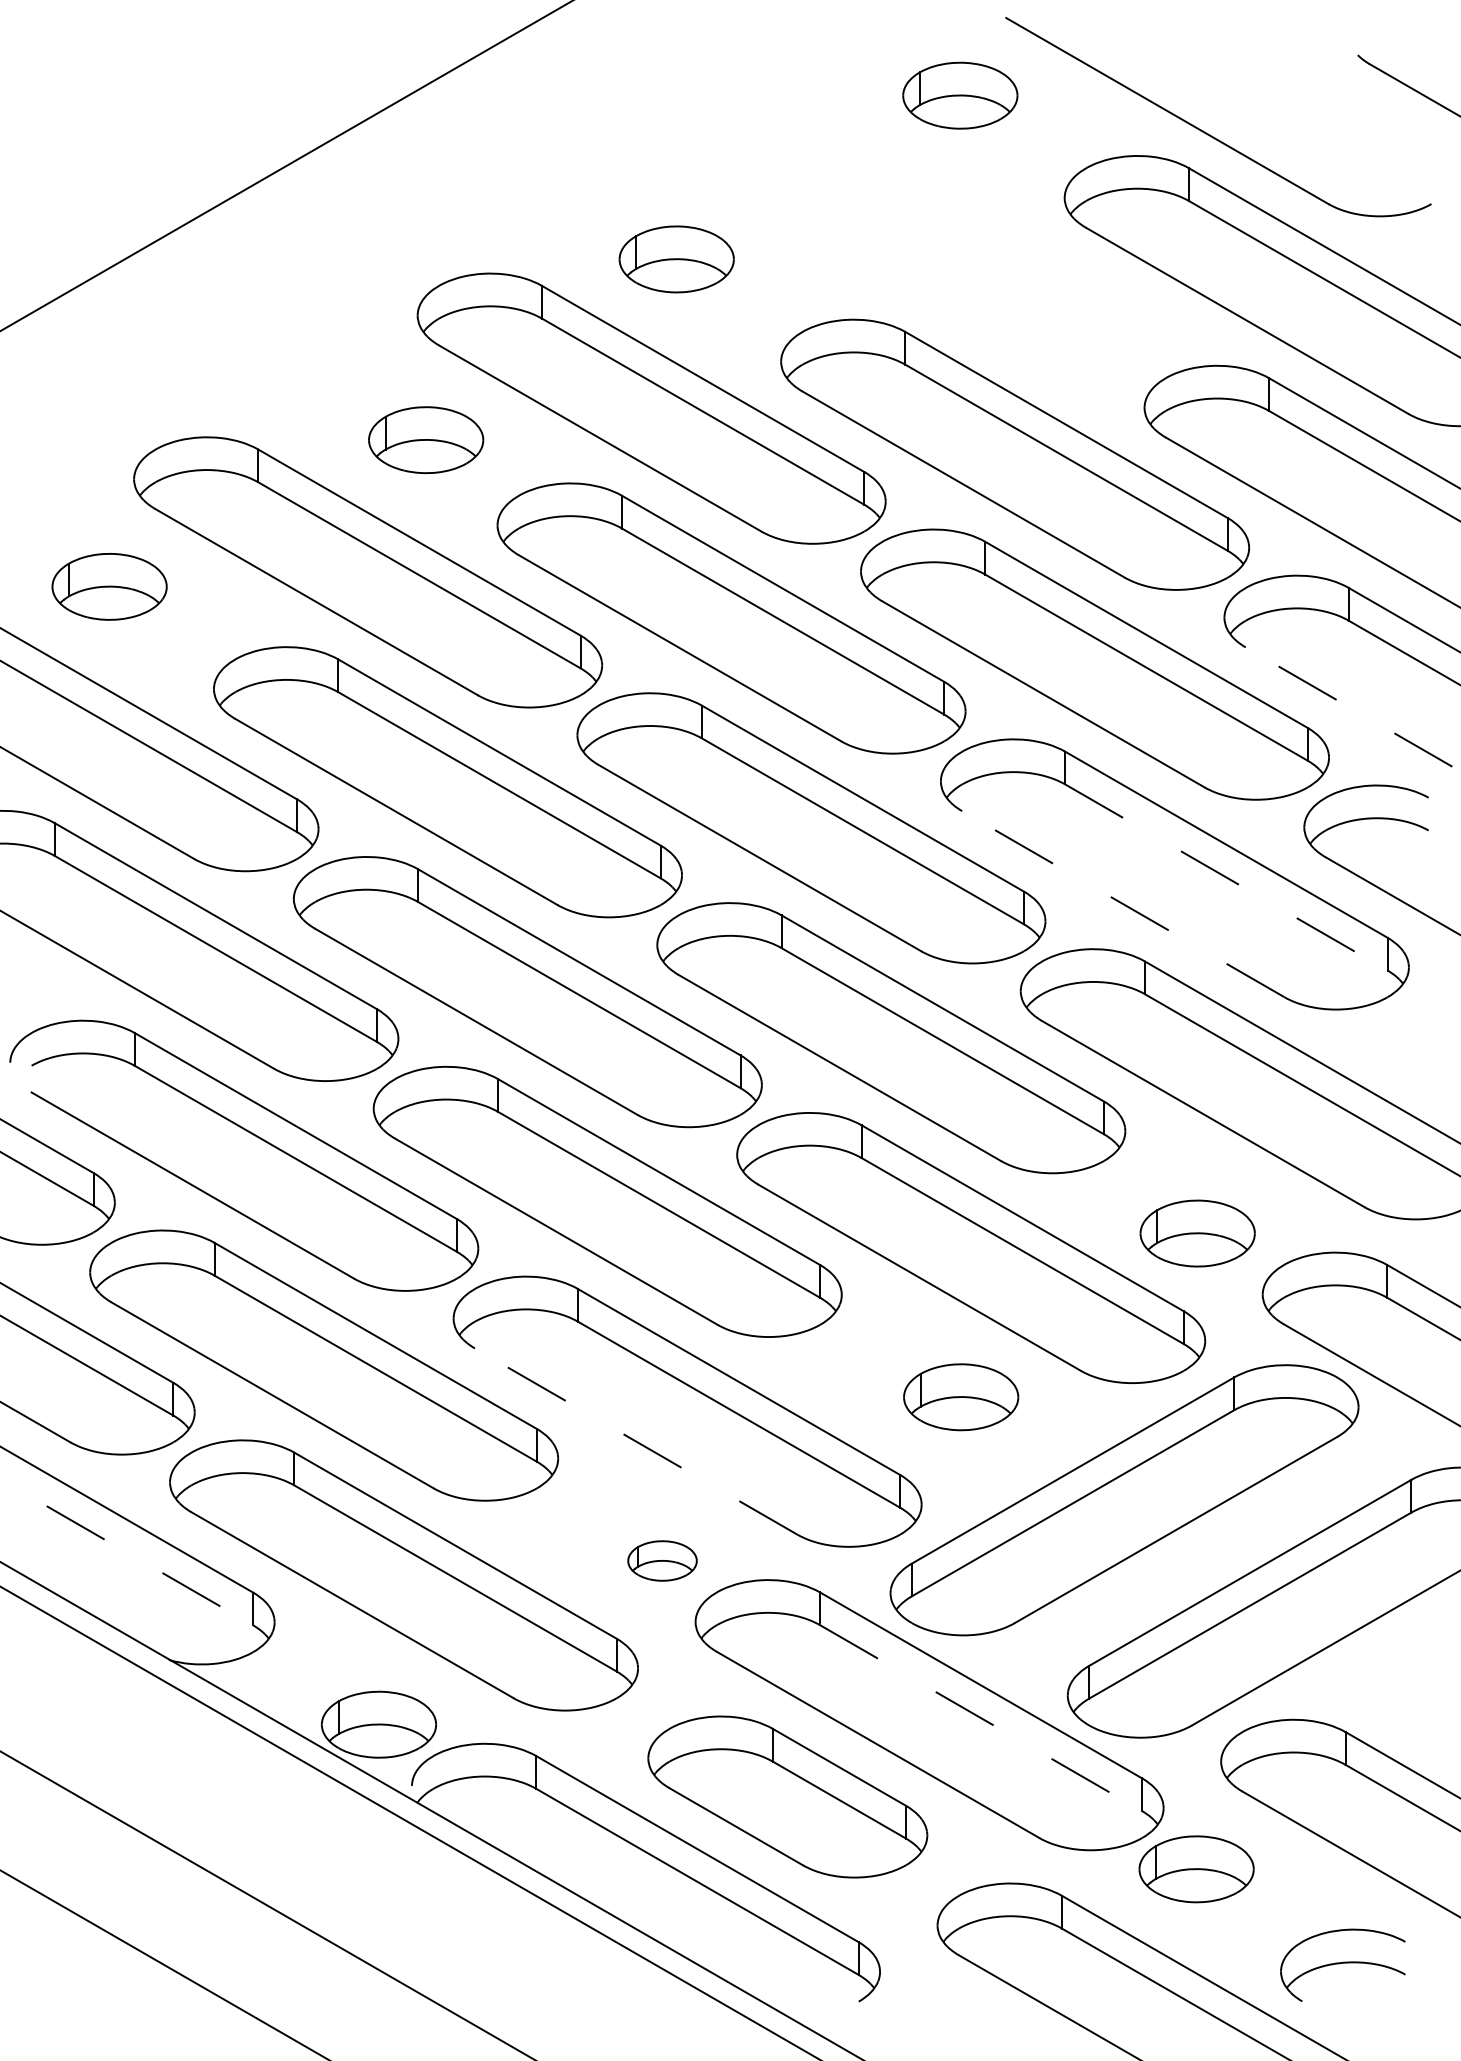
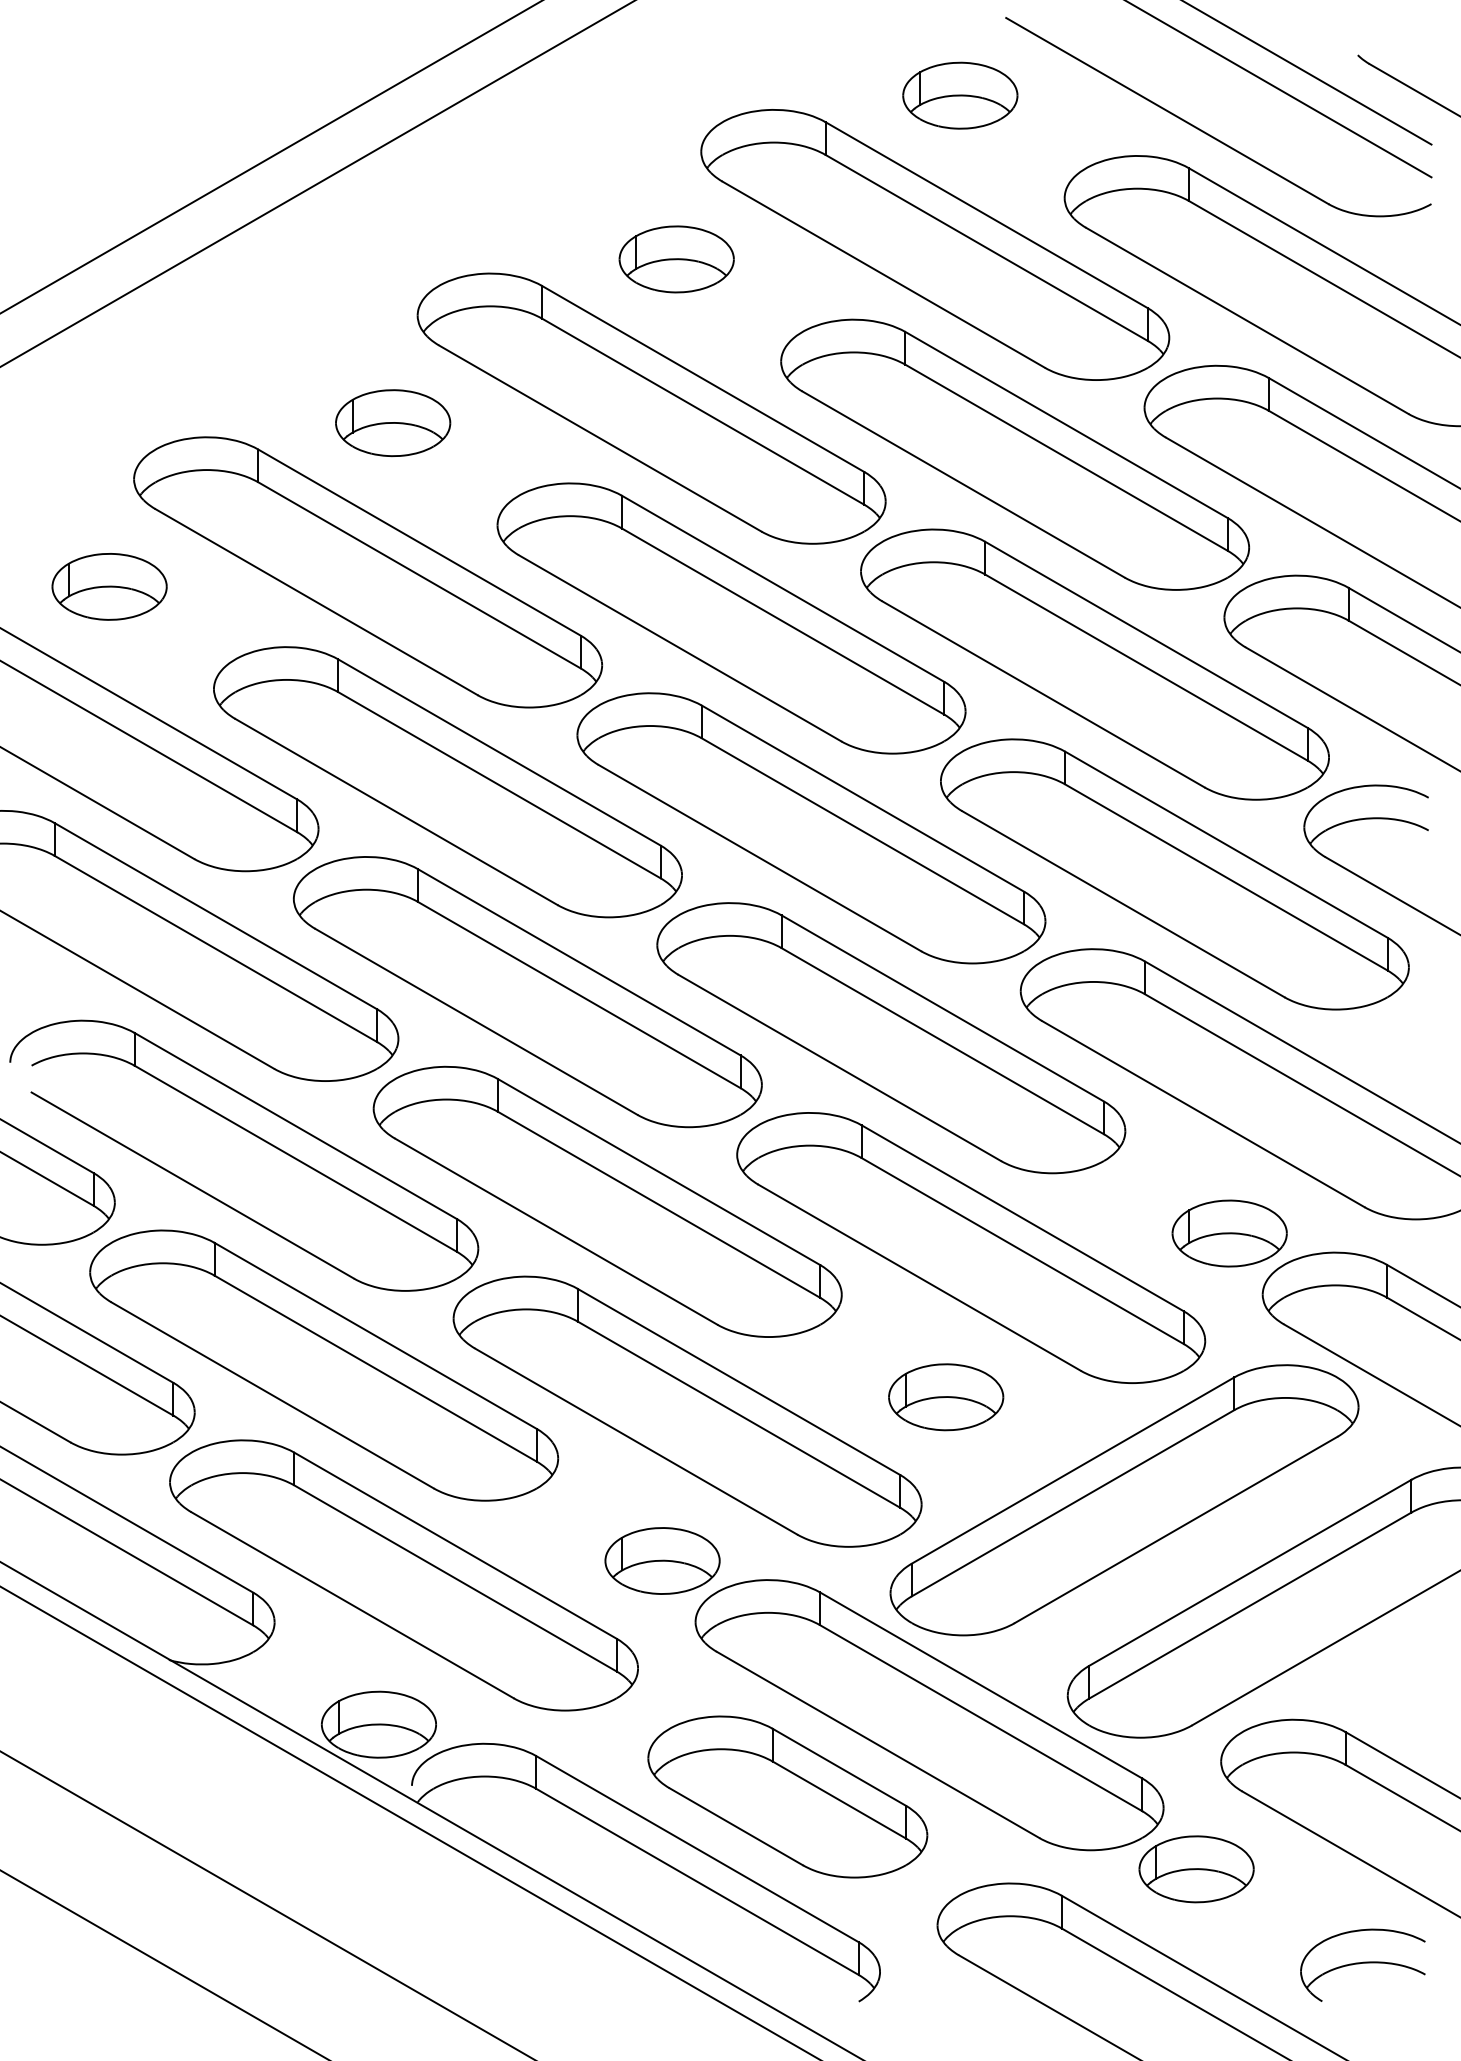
line: none -> present (1307, 73)
line: none -> present (1279, 89)
line position: (285, 165) -> (270, 157) (270, 157)
line: none -> present (316, 183)
part: none -> present (935, 244)
part position: (426, 440) -> (393, 423) (393, 423)
line: dashed -> solid (1352, 709)
line: dashed -> solid (1226, 877)
line: dashed -> solid (1122, 903)
part position: (1197, 1233) -> (1229, 1233) (1229, 1233)
part position: (961, 1397) -> (946, 1397) (946, 1397)
line: dashed -> solid (635, 1441)
line: dashed -> solid (127, 1552)
part size: 71x42 px -> 117x68 px (662, 1560)
line: dashed -> solid (981, 1718)
part position: (1342, 1964) -> (1362, 1964) (1362, 1964)
